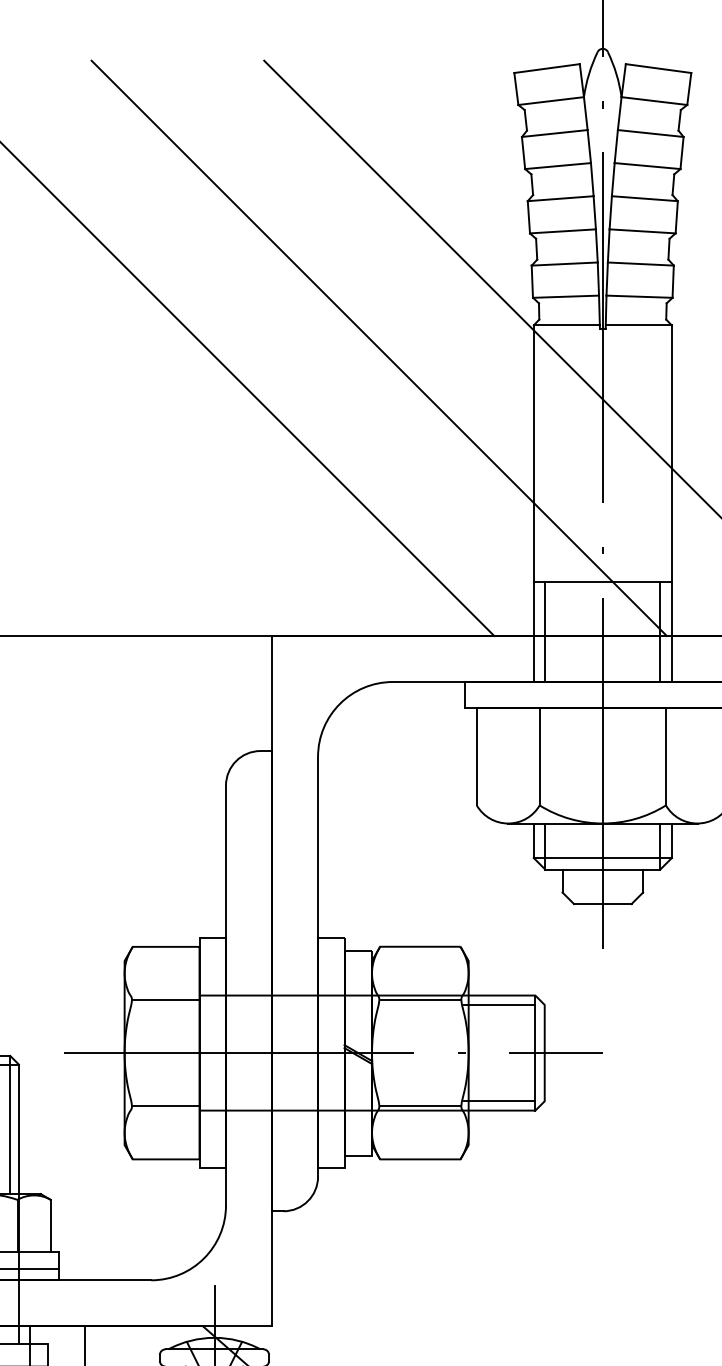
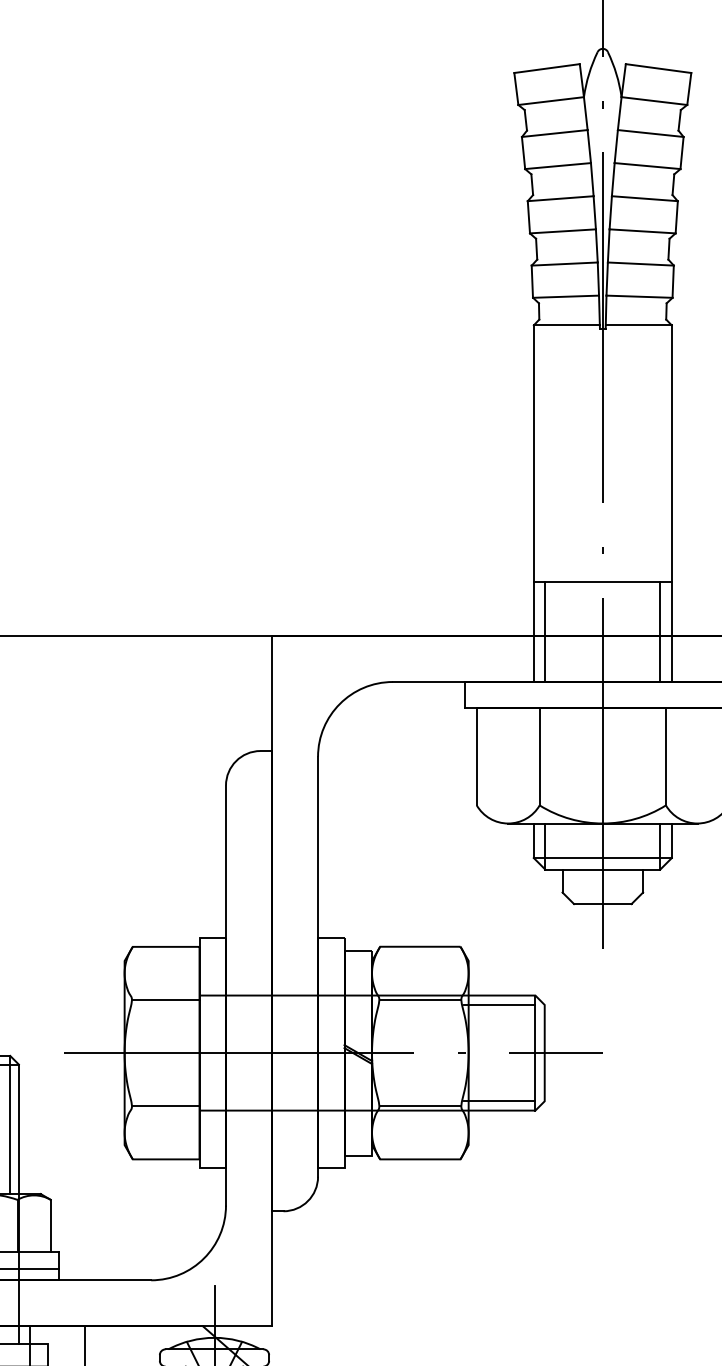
line: present -> none (491, 287)
line: present -> none (378, 348)
line: present -> none (248, 390)
